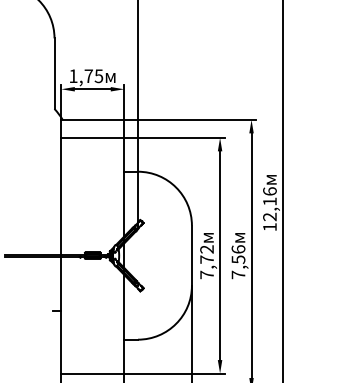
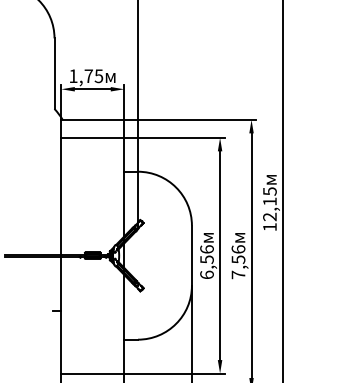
text: 12,16 -> 12,15 (269, 191)
text: 7,72 -> 6,56 (206, 262)
